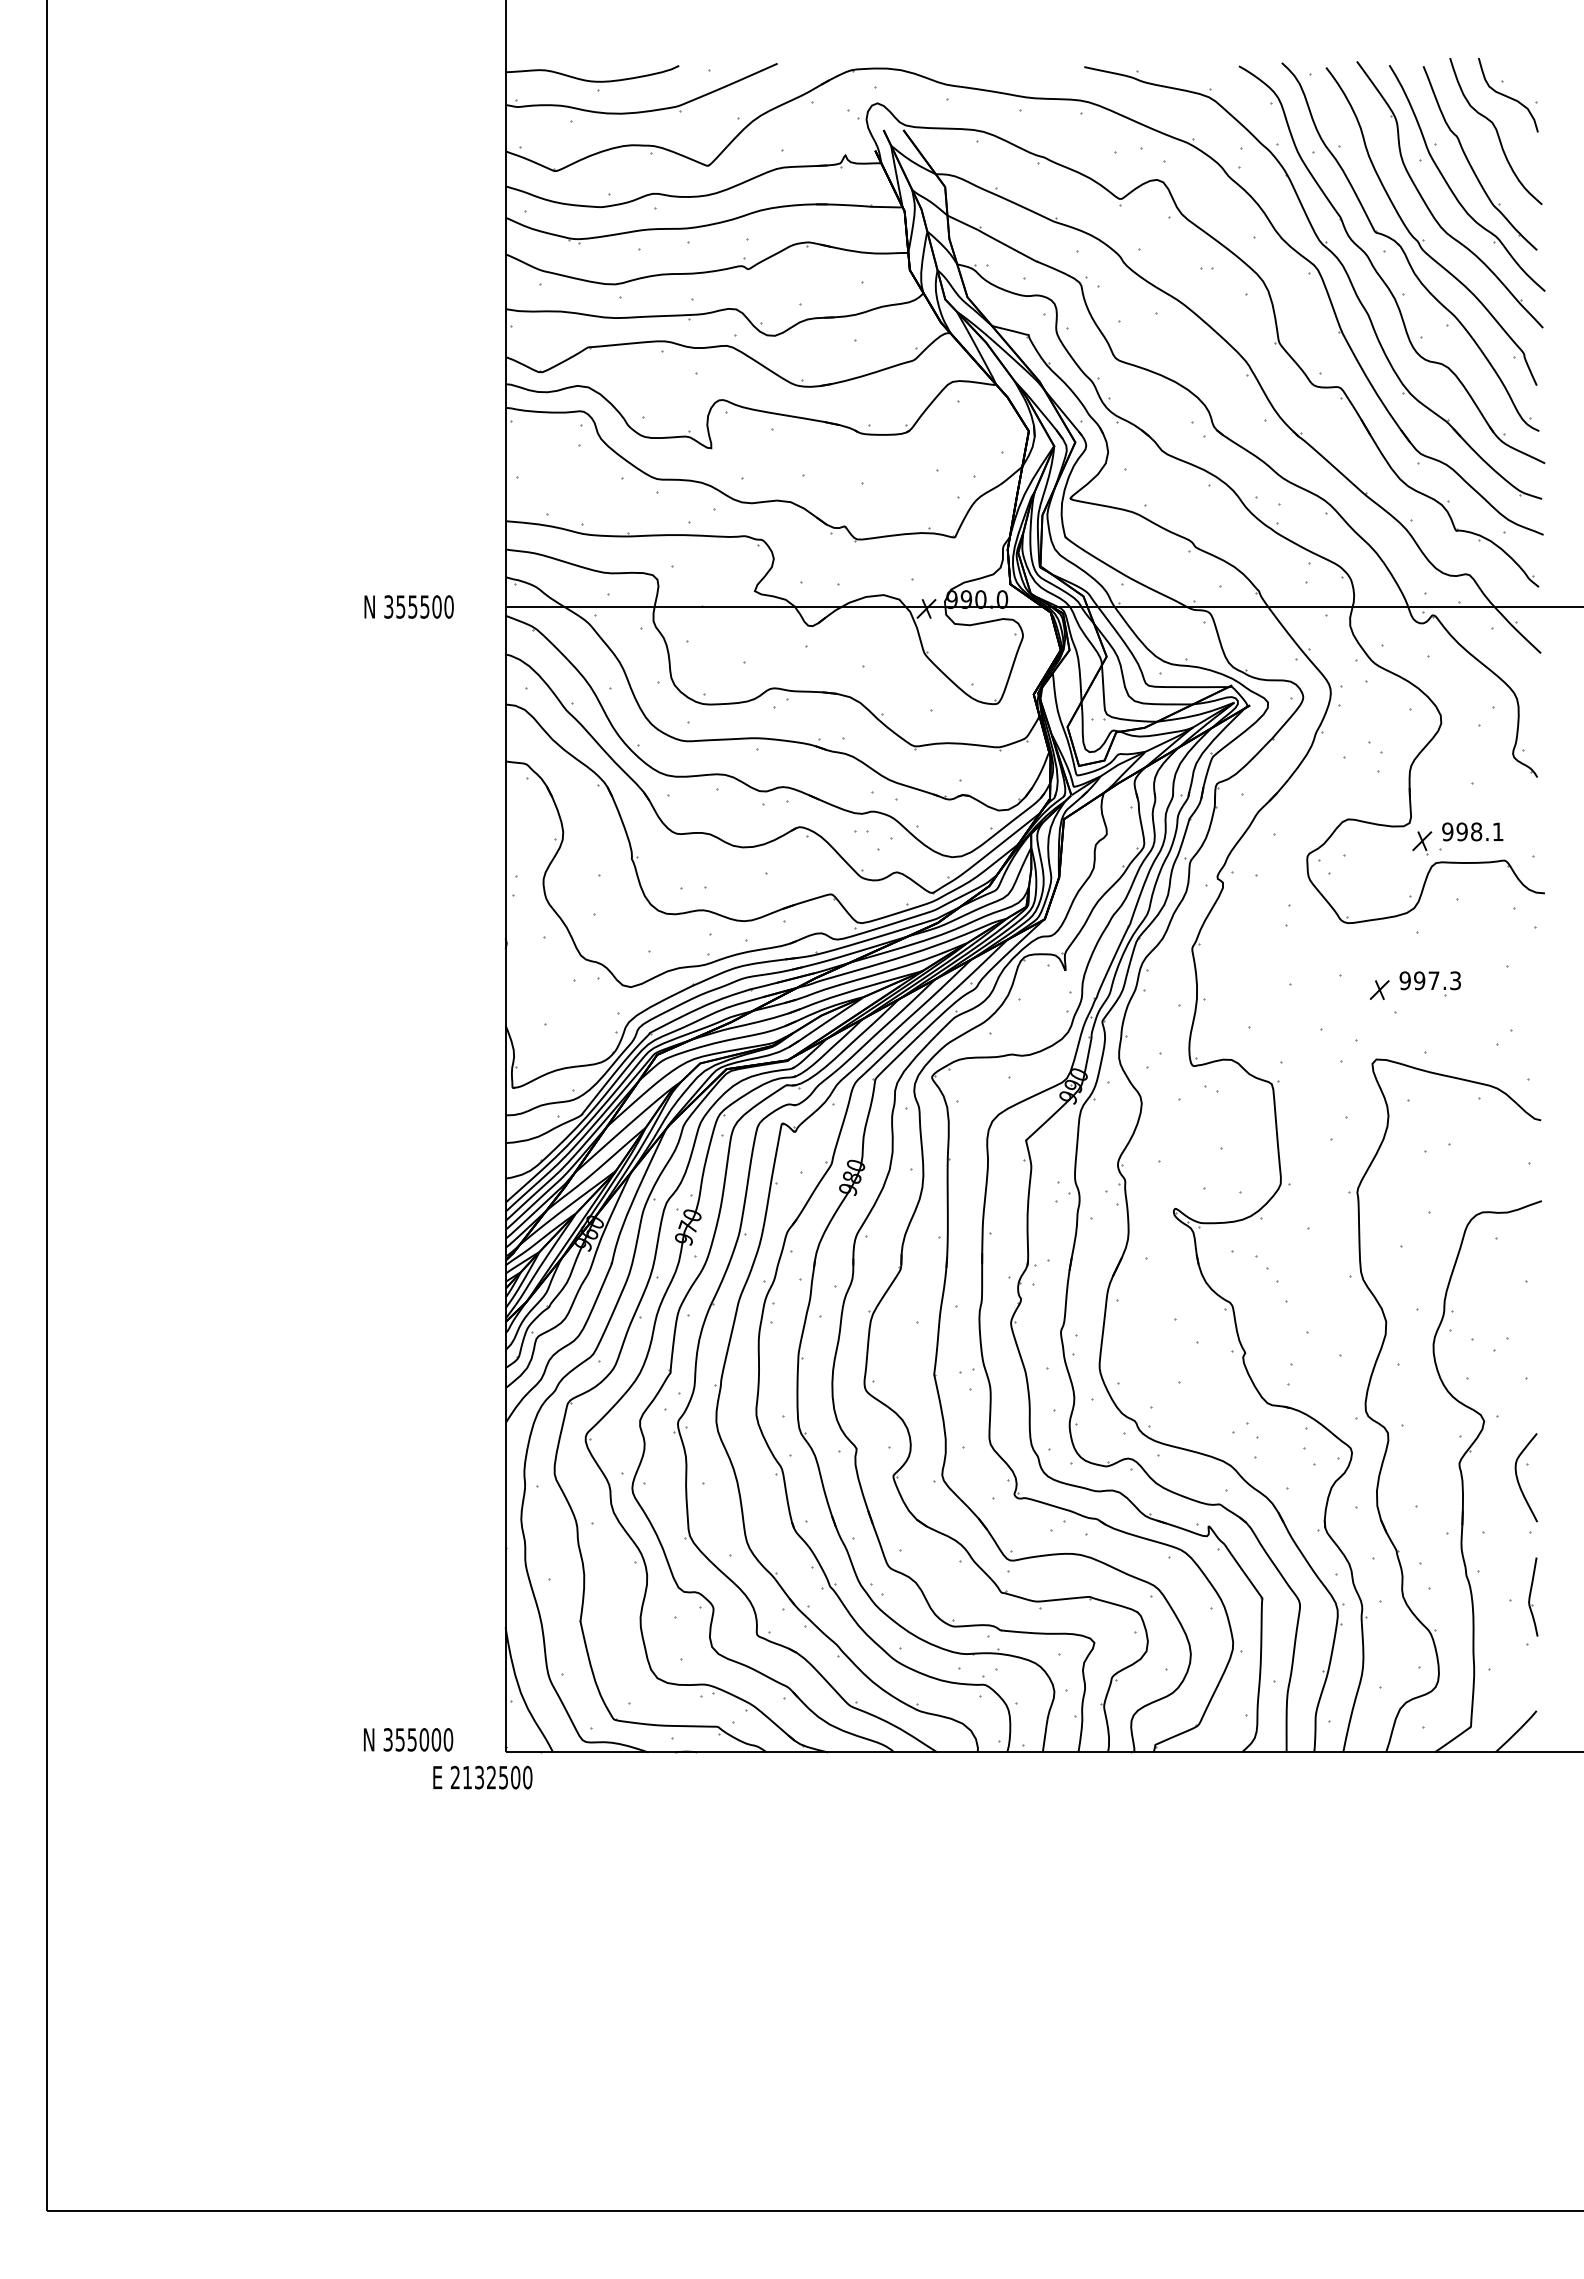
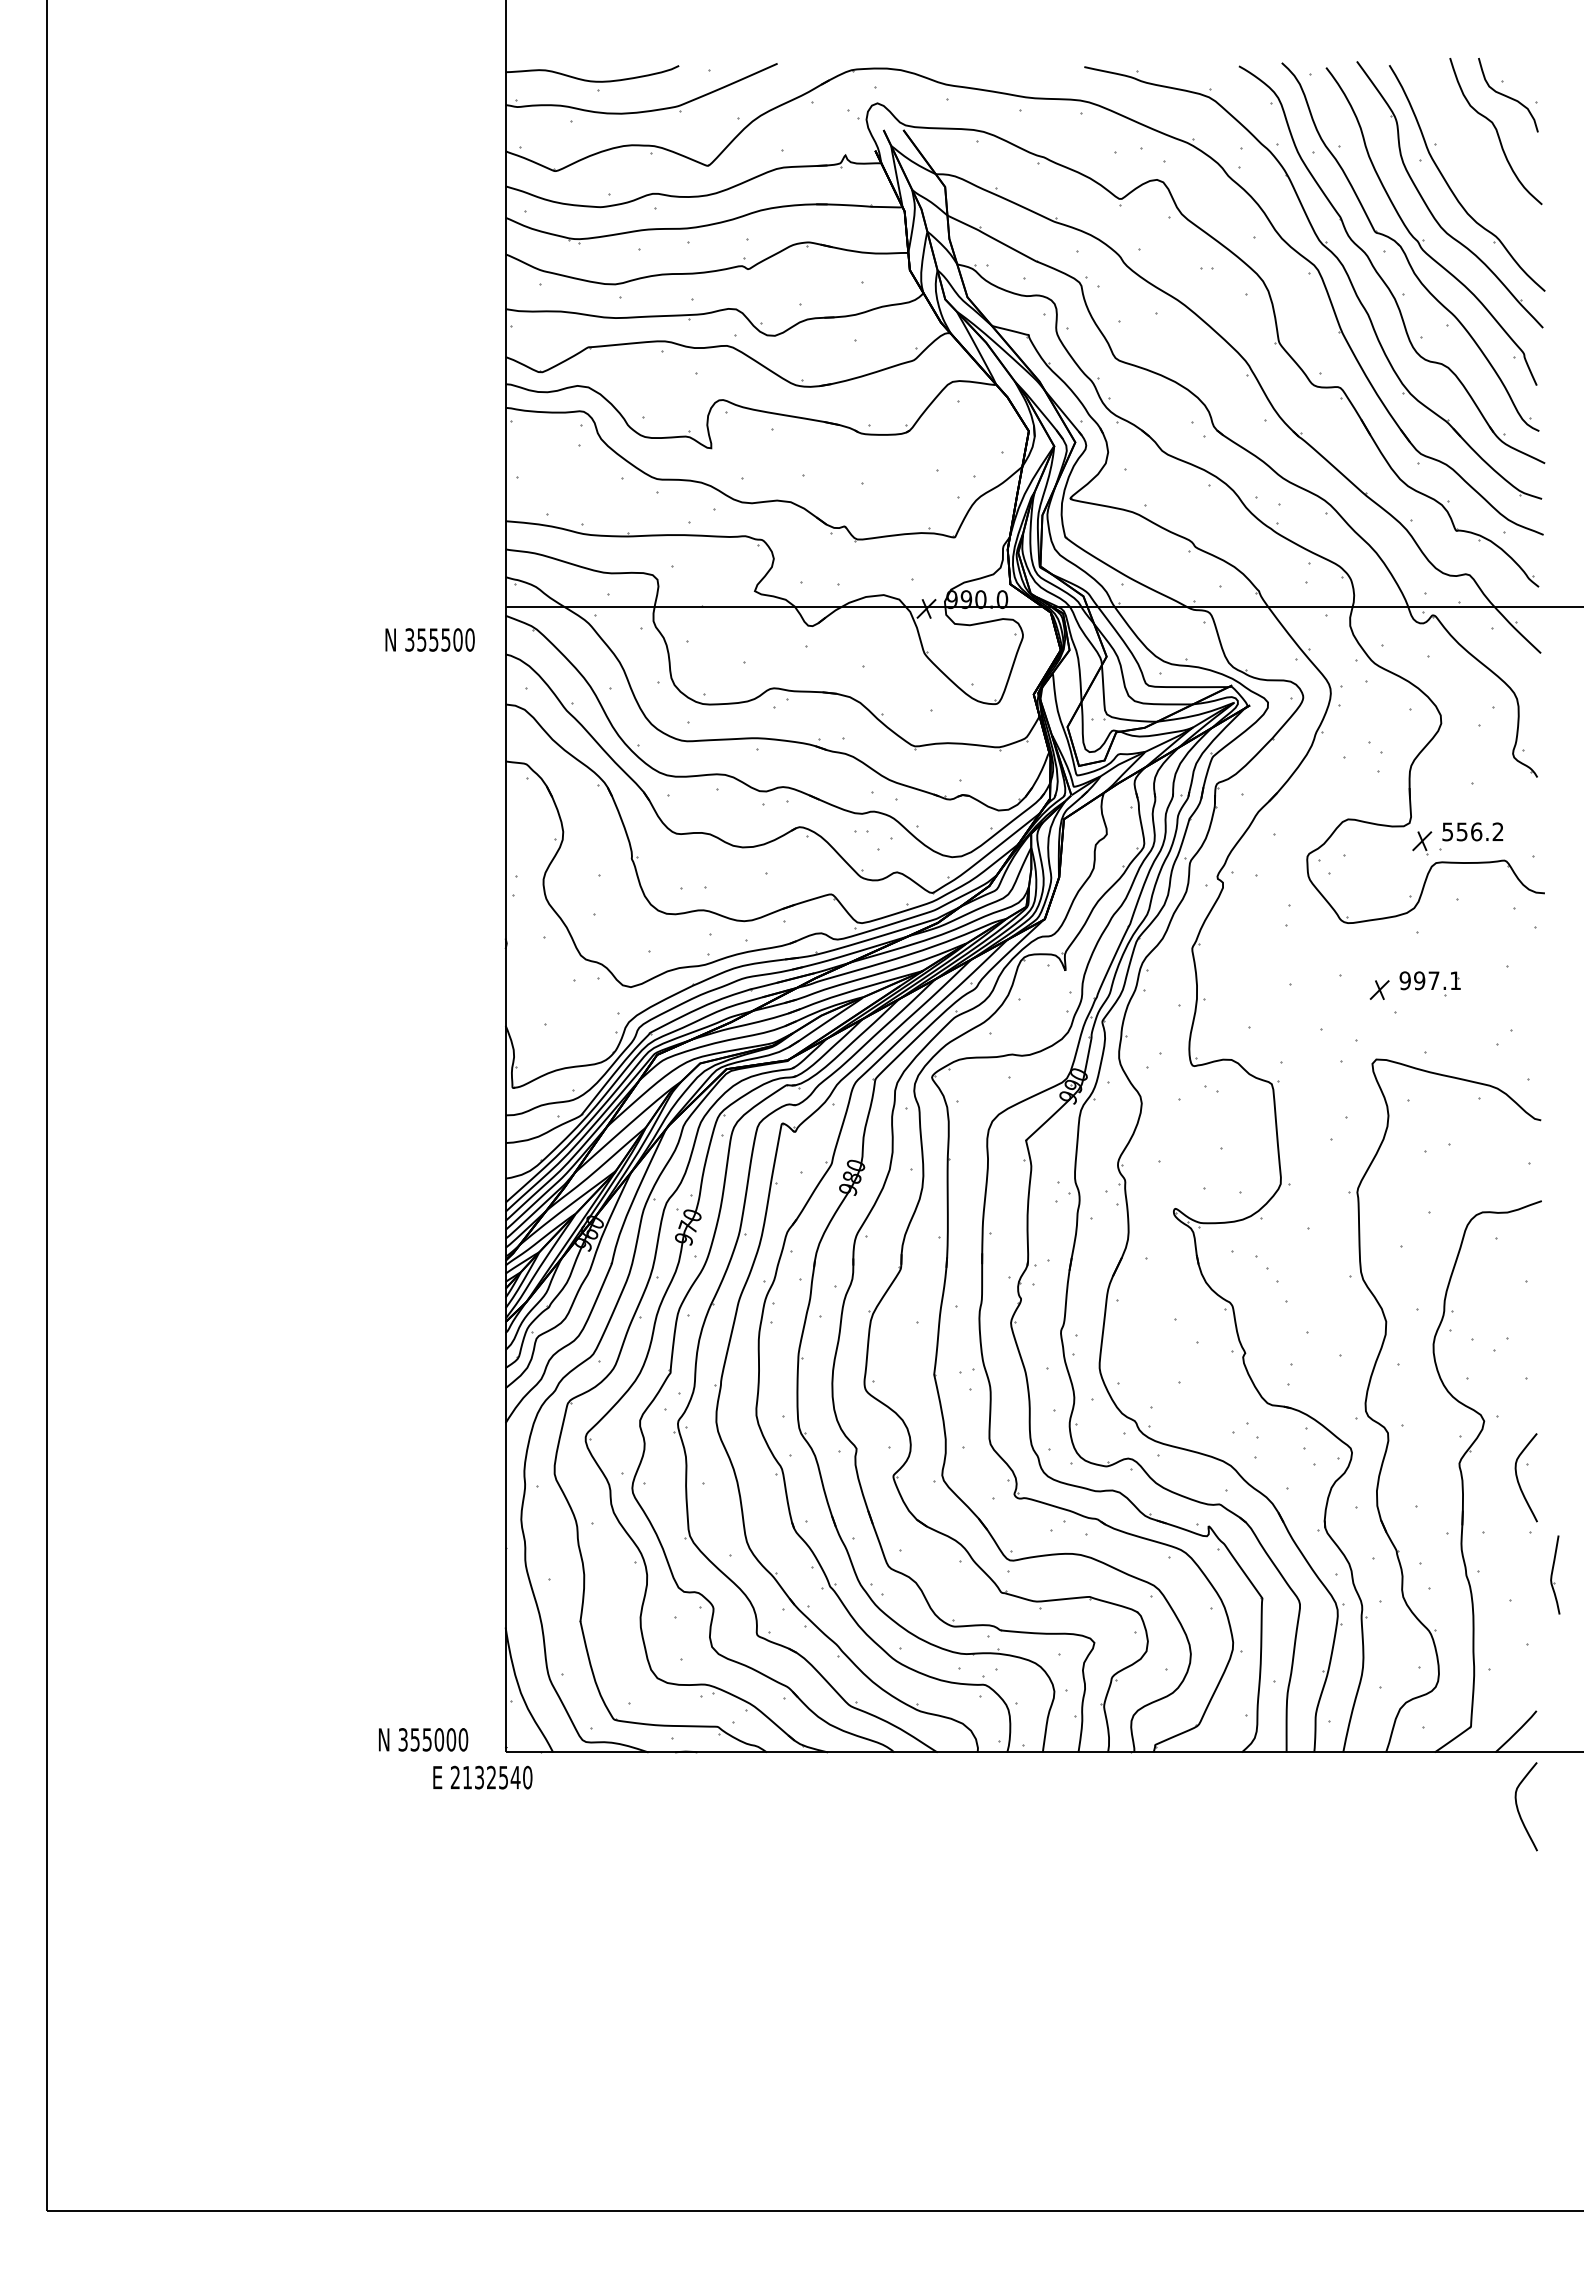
part: present -> none (1470, 163)
text position: (408, 606) -> (429, 639) (429, 639)
text: 998.1 -> 556.2 (1472, 831)
text: 997.3 -> 997.1 (1455, 980)
part position: (1533, 1596) -> (1555, 1574) (1555, 1574)
text position: (408, 1739) -> (423, 1739) (423, 1739)
text: 2132500 -> 2132540 (515, 1777)
curve: none -> present (1518, 1807)
